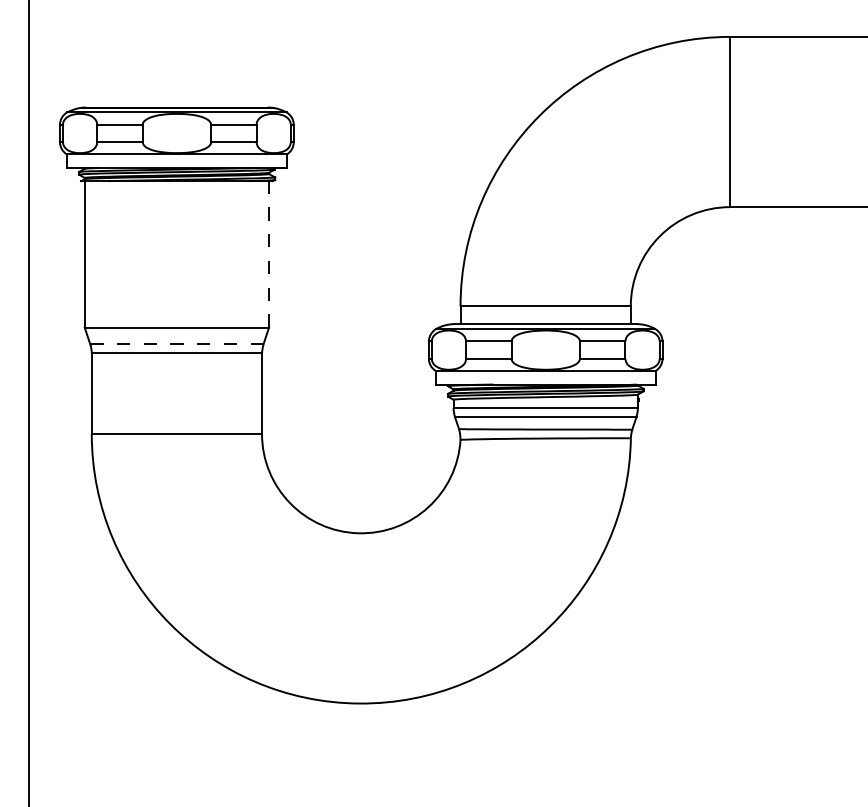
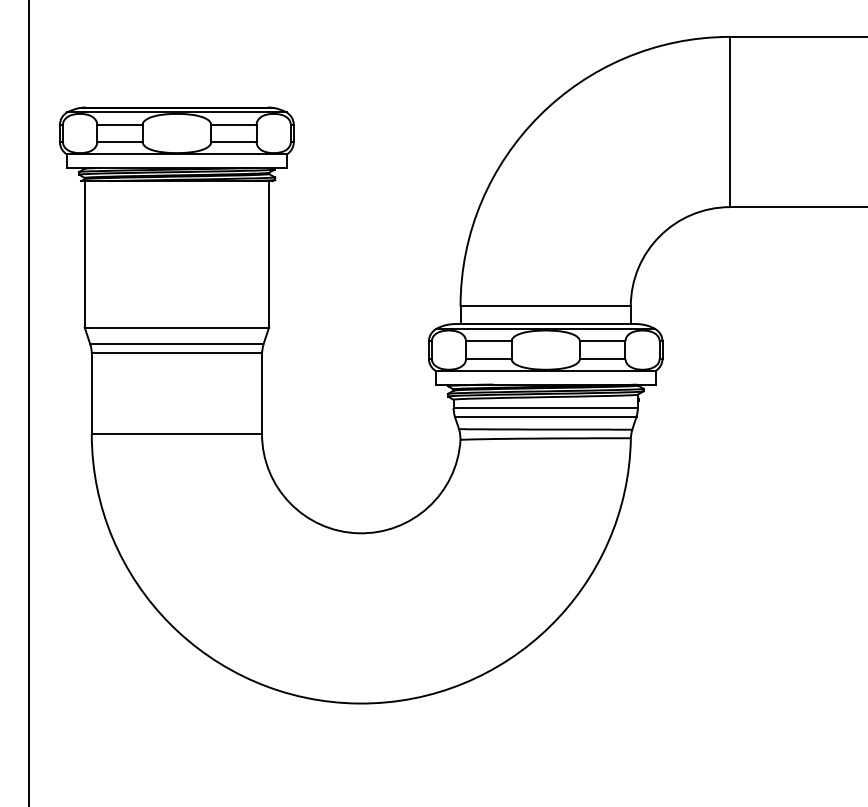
line: dashed -> solid (269, 253)
line: dashed -> solid (176, 344)
